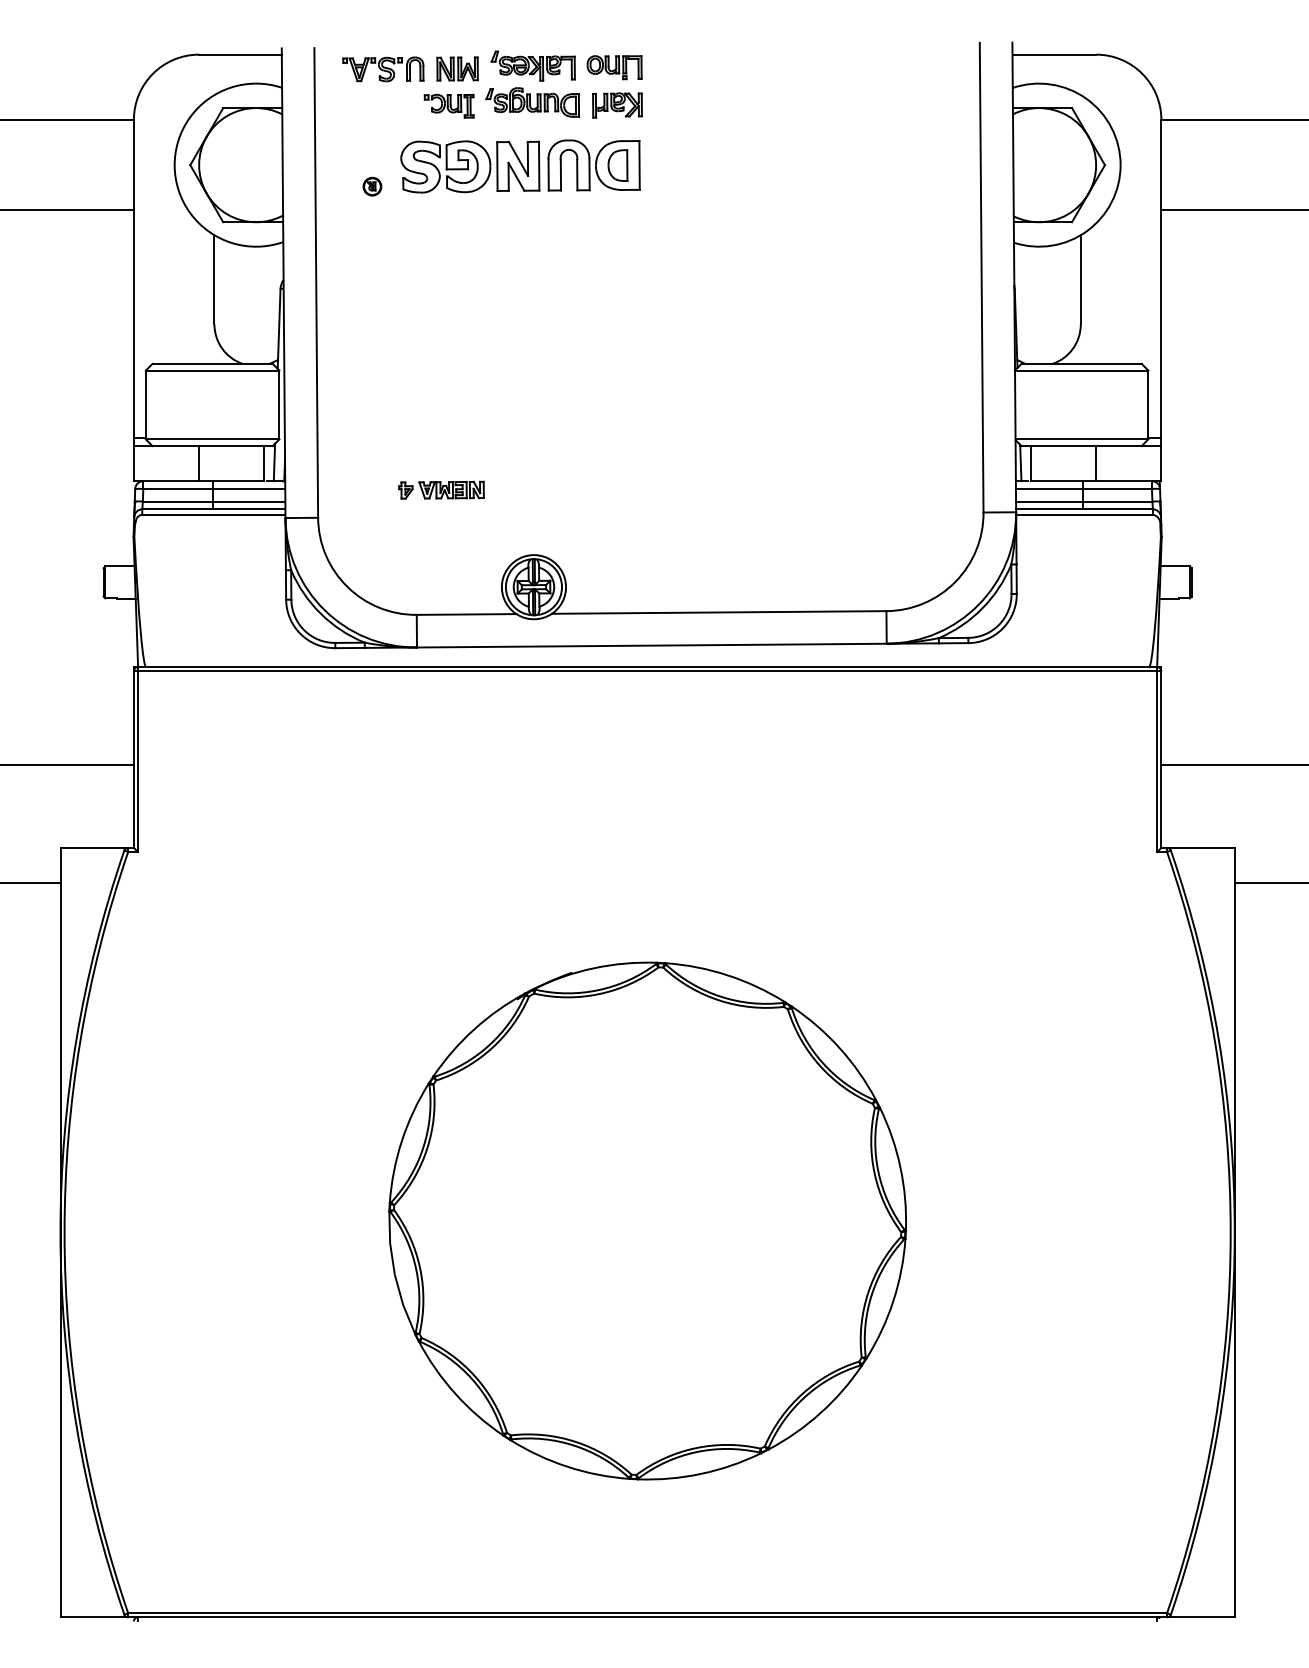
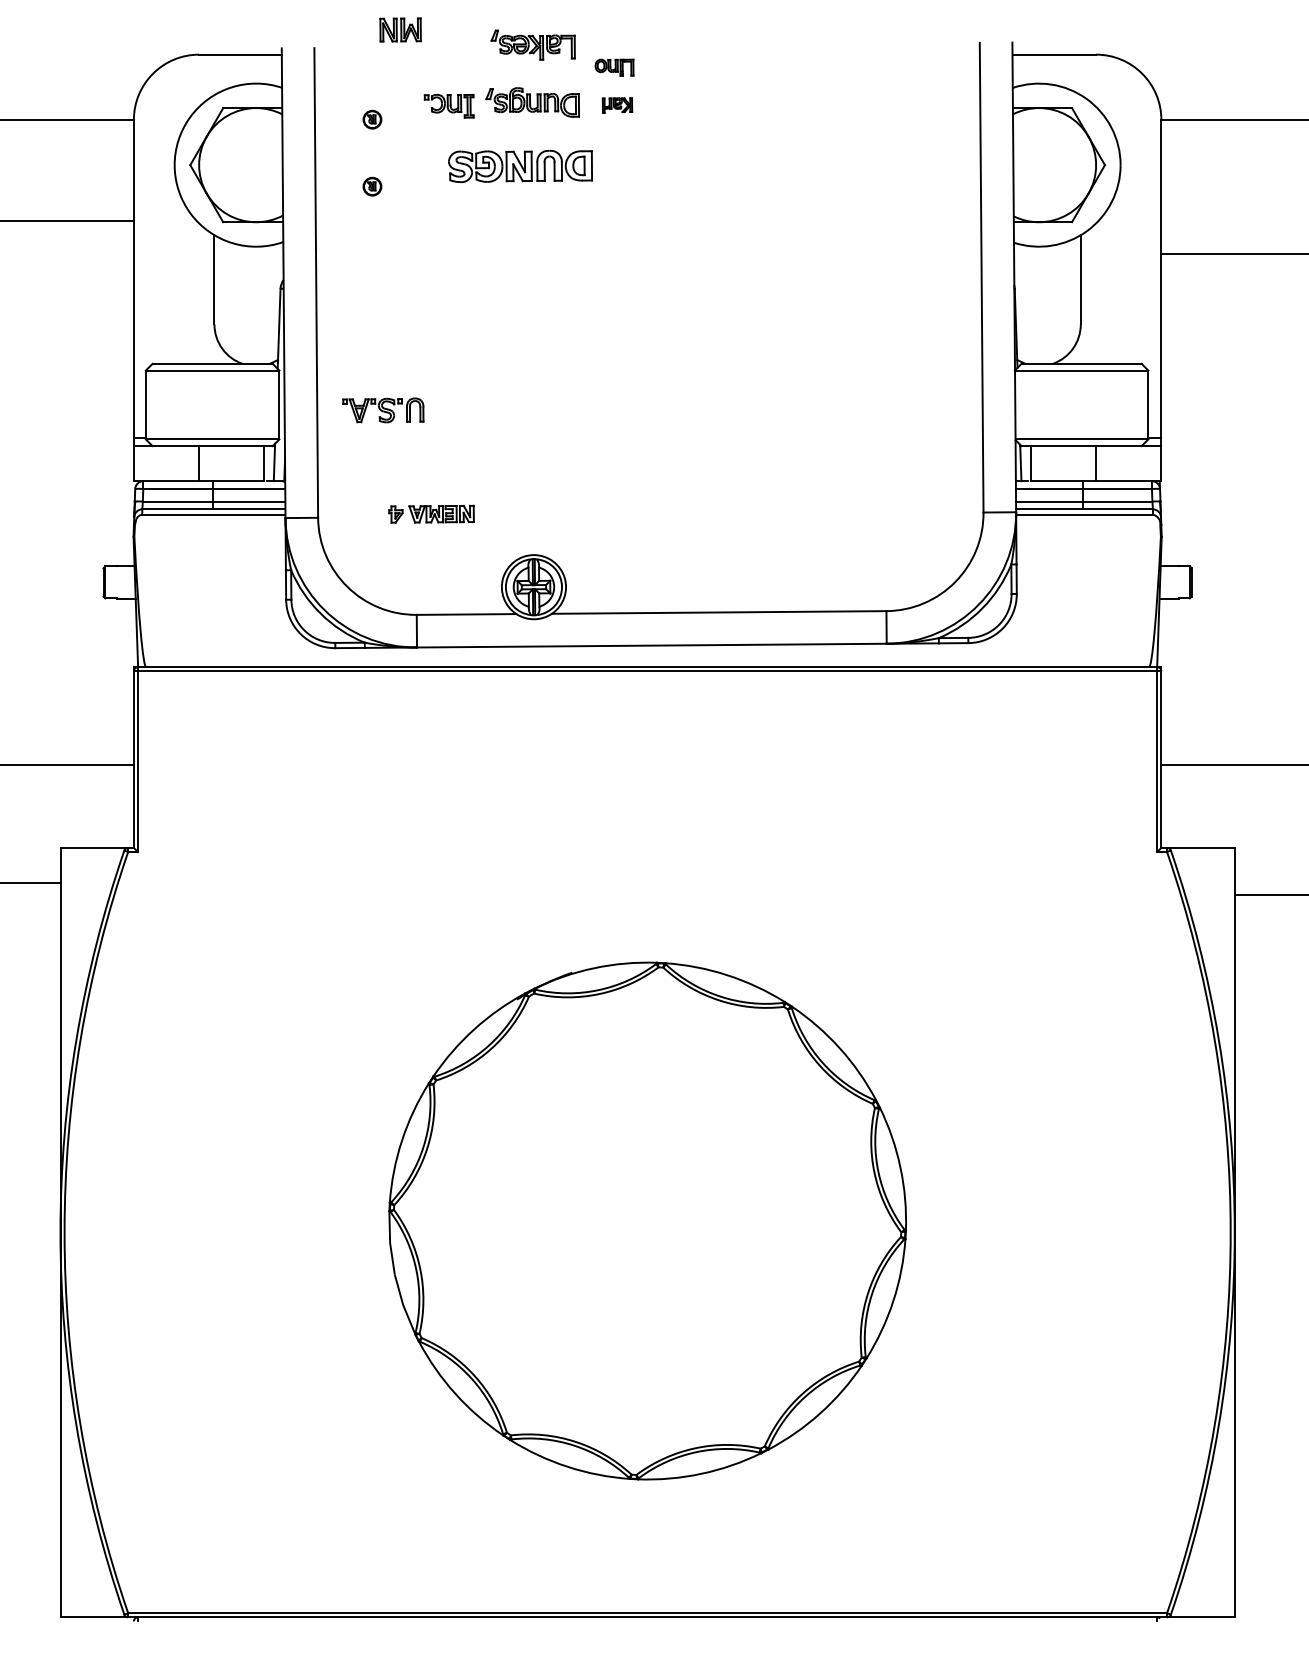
part position: (532, 65) -> (532, 44) (532, 44)
part size: 57x26 px -> 41x19 px (614, 67)
part position: (457, 68) -> (400, 29) (400, 29)
part position: (383, 69) -> (383, 410) (383, 410)
part size: 51x27 px -> 33x17 px (617, 105)
part: none -> present (372, 119)
part size: 241x55 px -> 145x34 px (520, 166)
line position: (67, 210) -> (67, 221) (67, 221)
line position: (1233, 210) -> (1233, 254) (1233, 254)
part position: (441, 489) -> (431, 513) (431, 513)
line position: (1269, 882) -> (1269, 894) (1269, 894)
